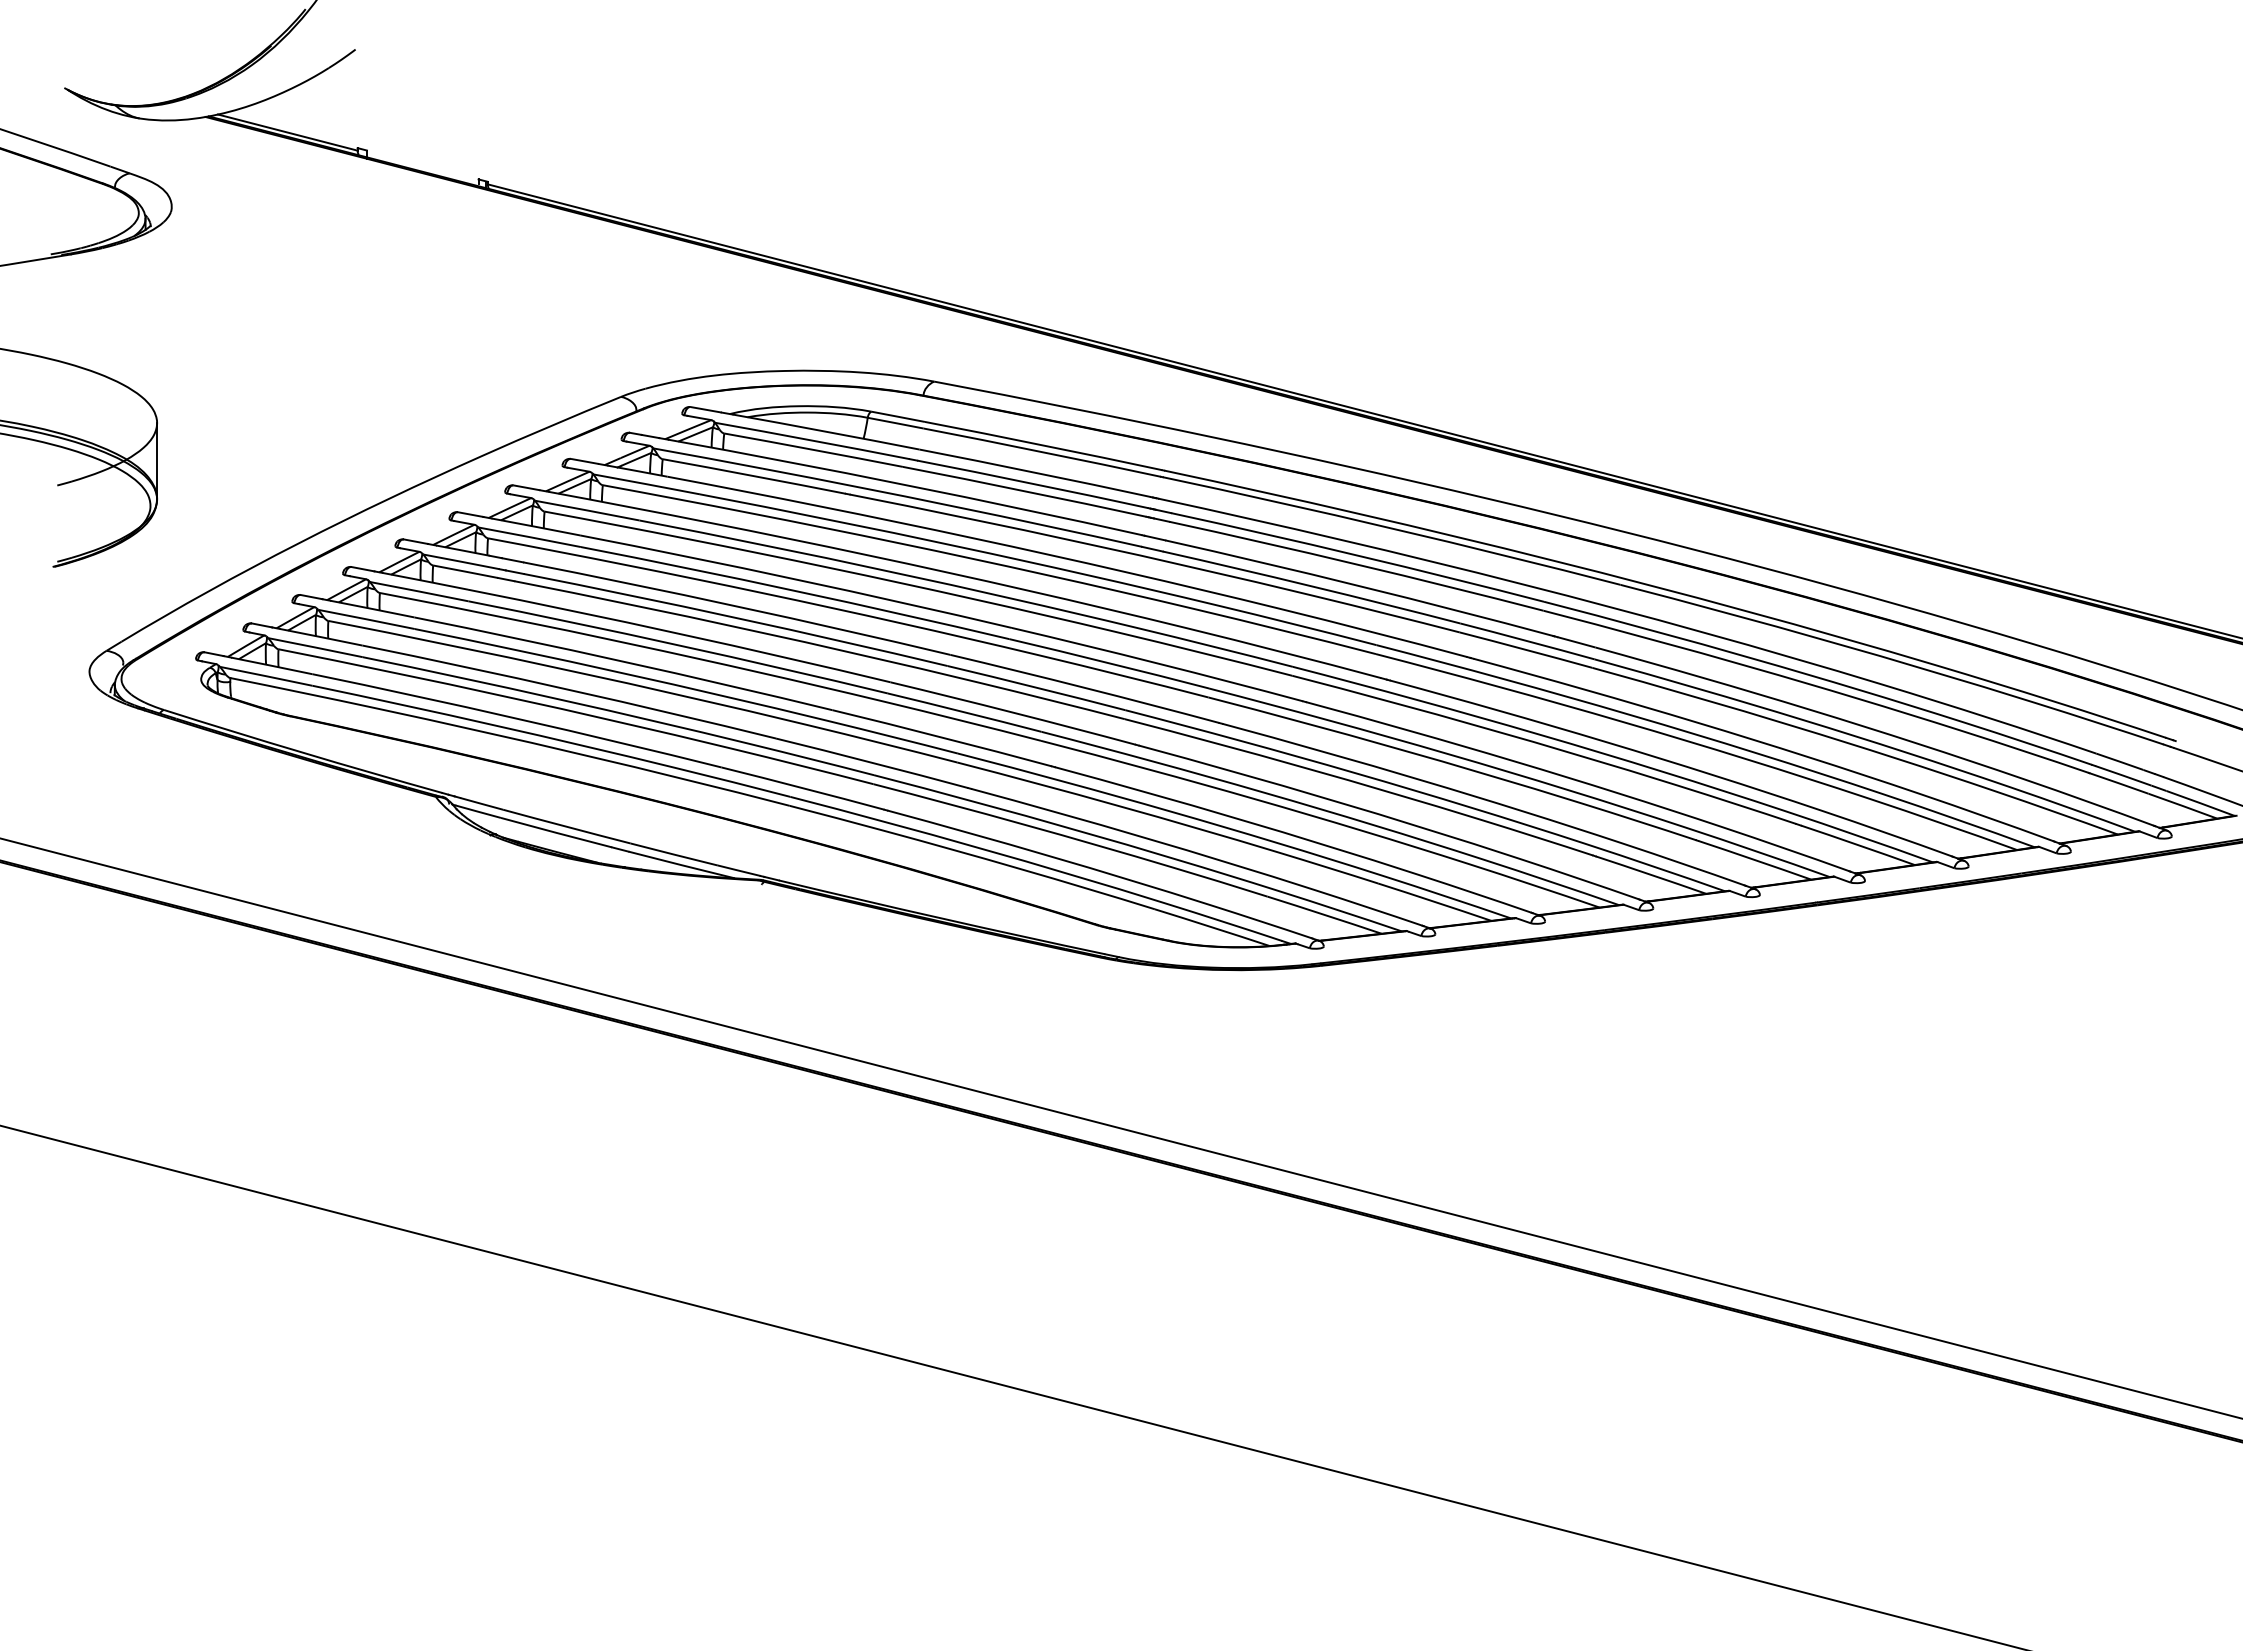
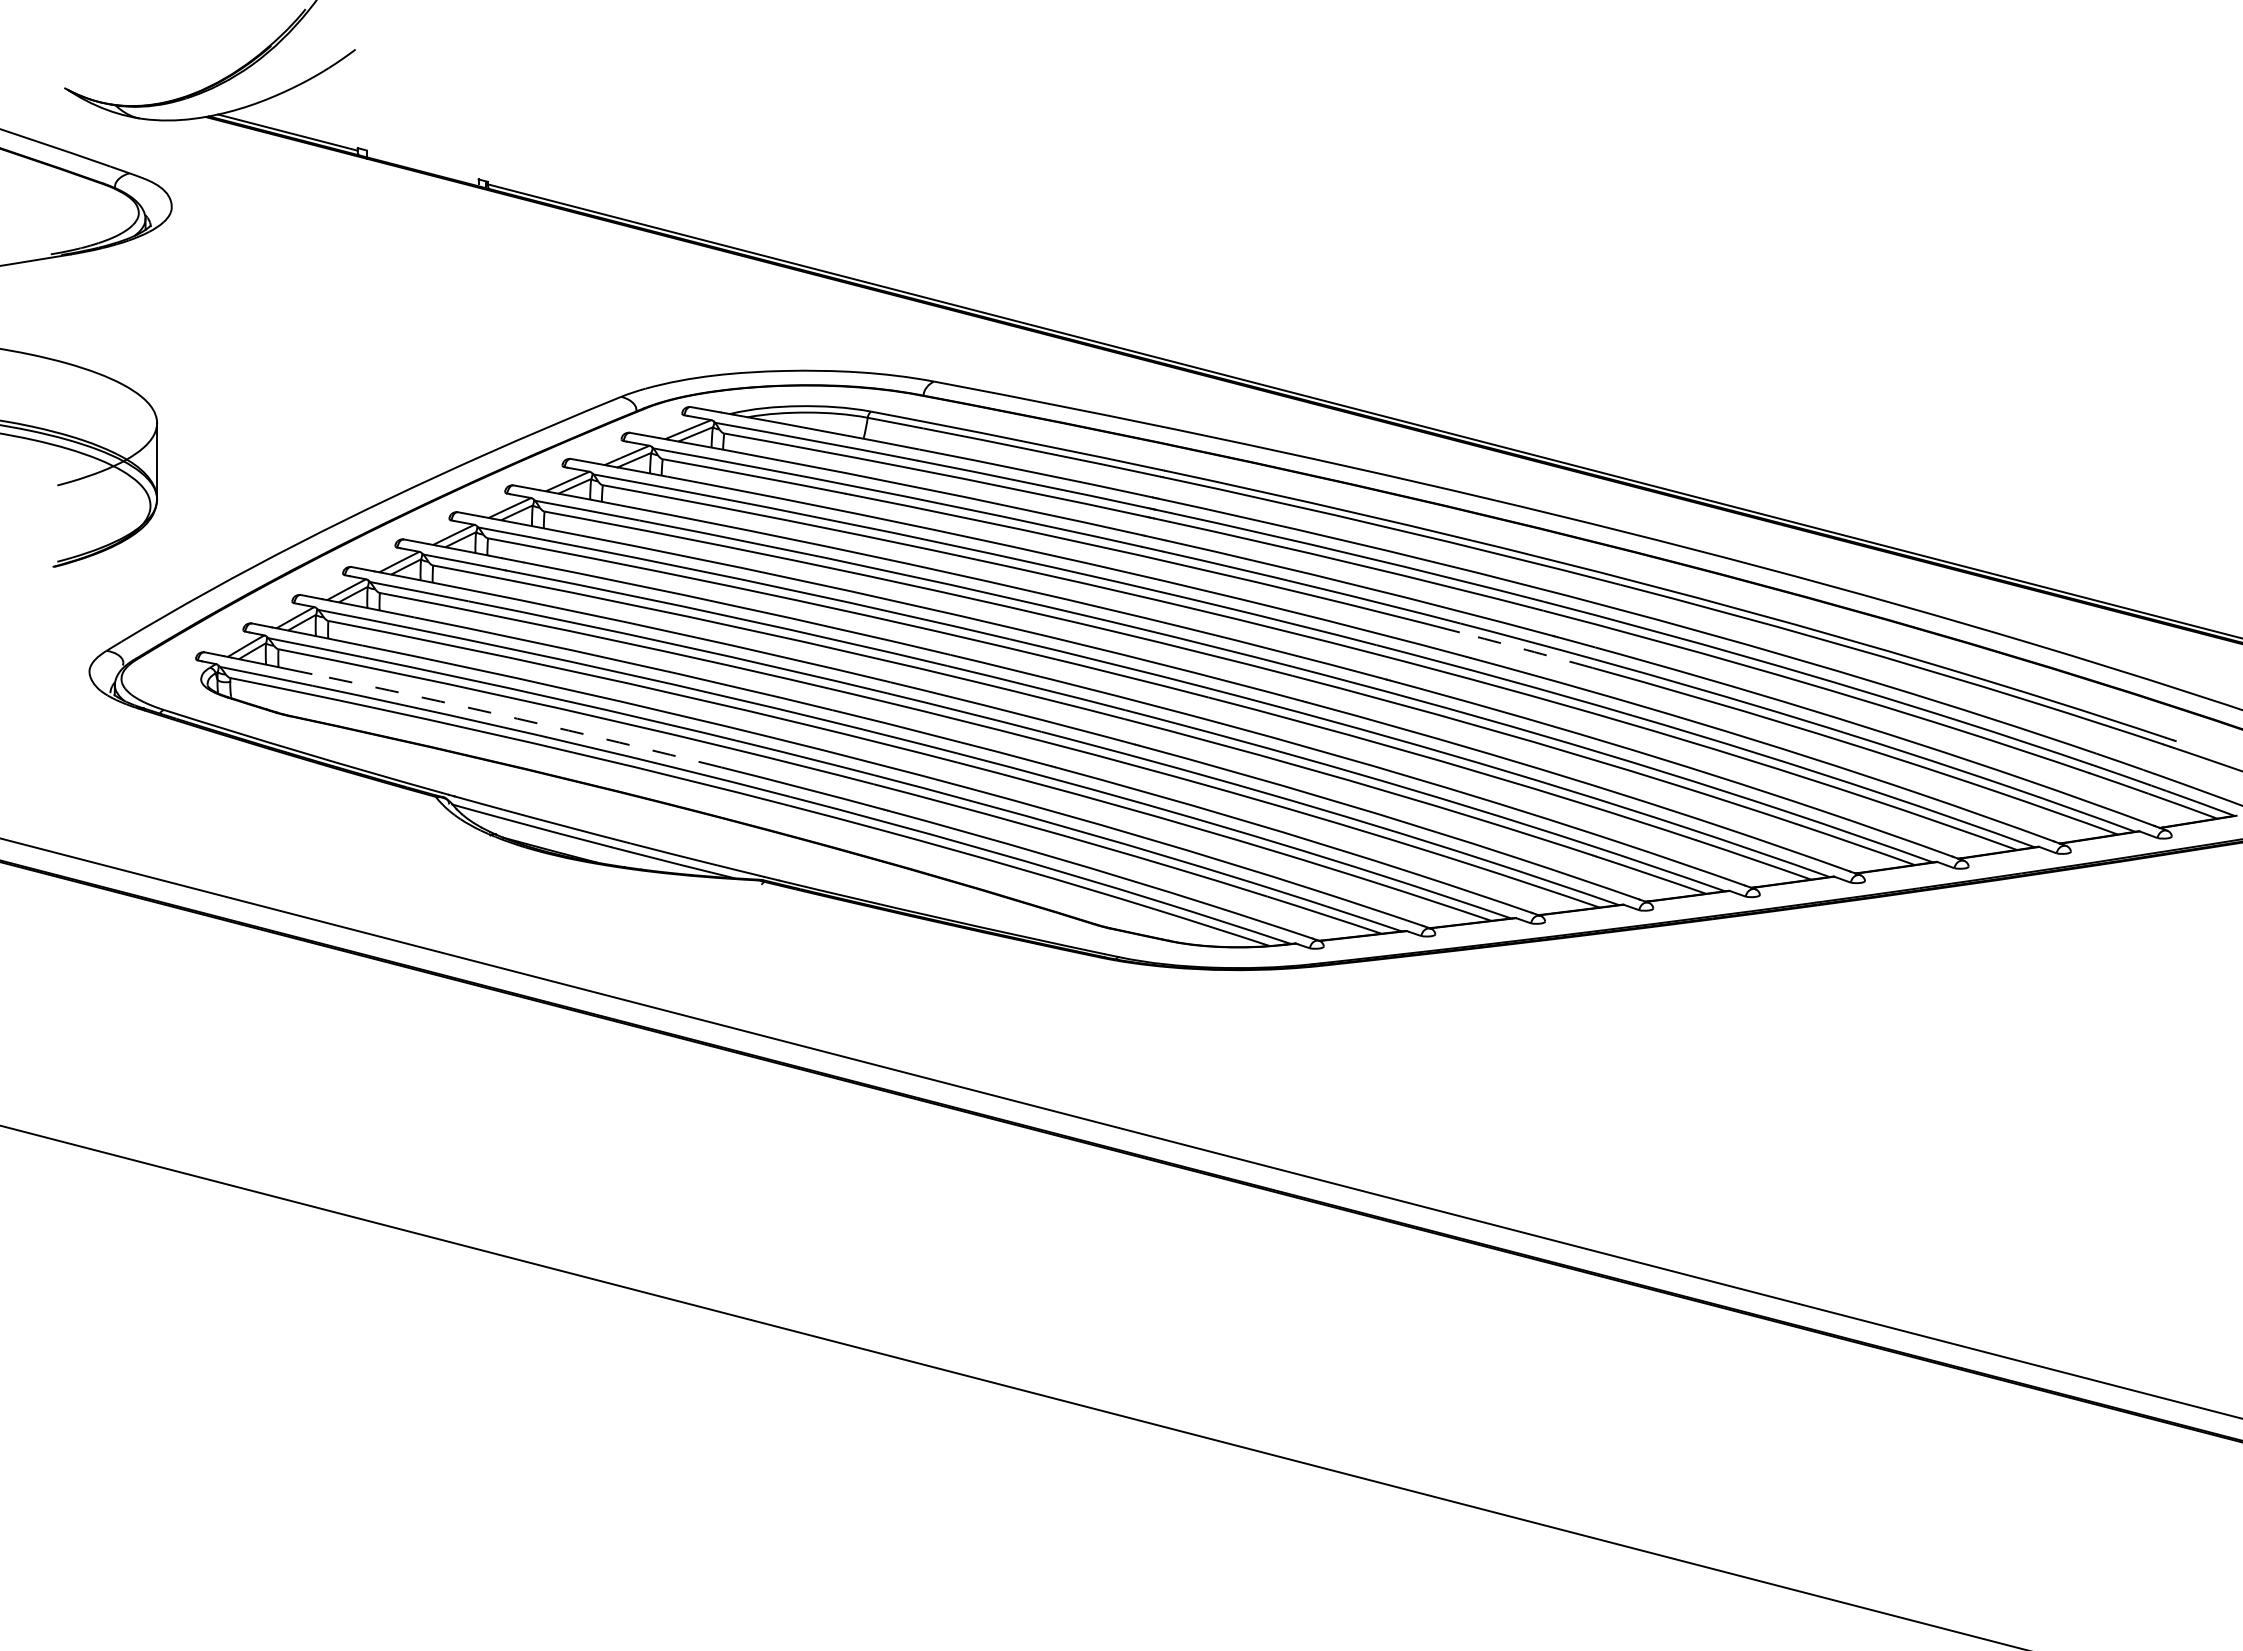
arc: solid -> dashed (1526, 649)
arc: solid -> dashed (517, 718)
